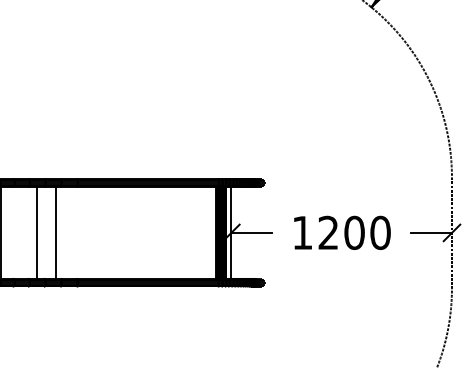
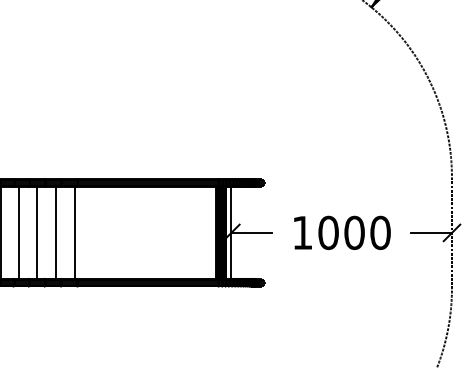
line: none -> present (18, 232)
line: none -> present (74, 232)
text: 1200 -> 1000 (328, 232)
